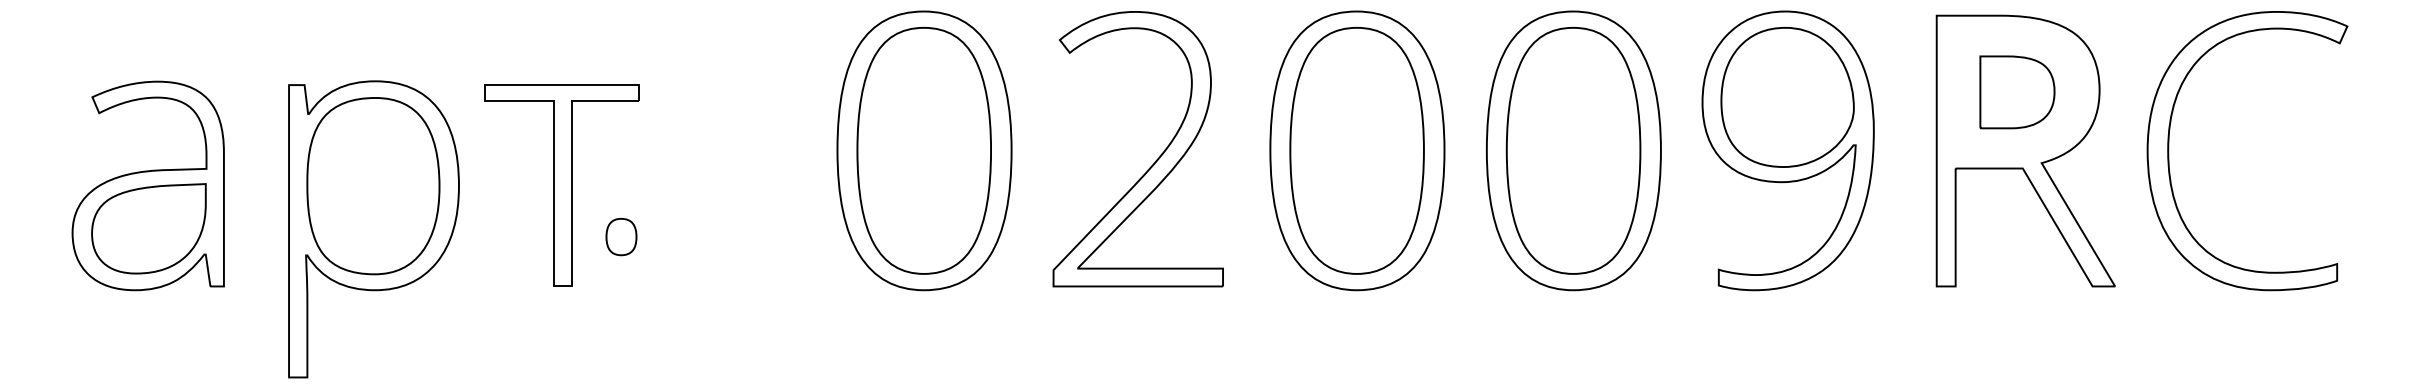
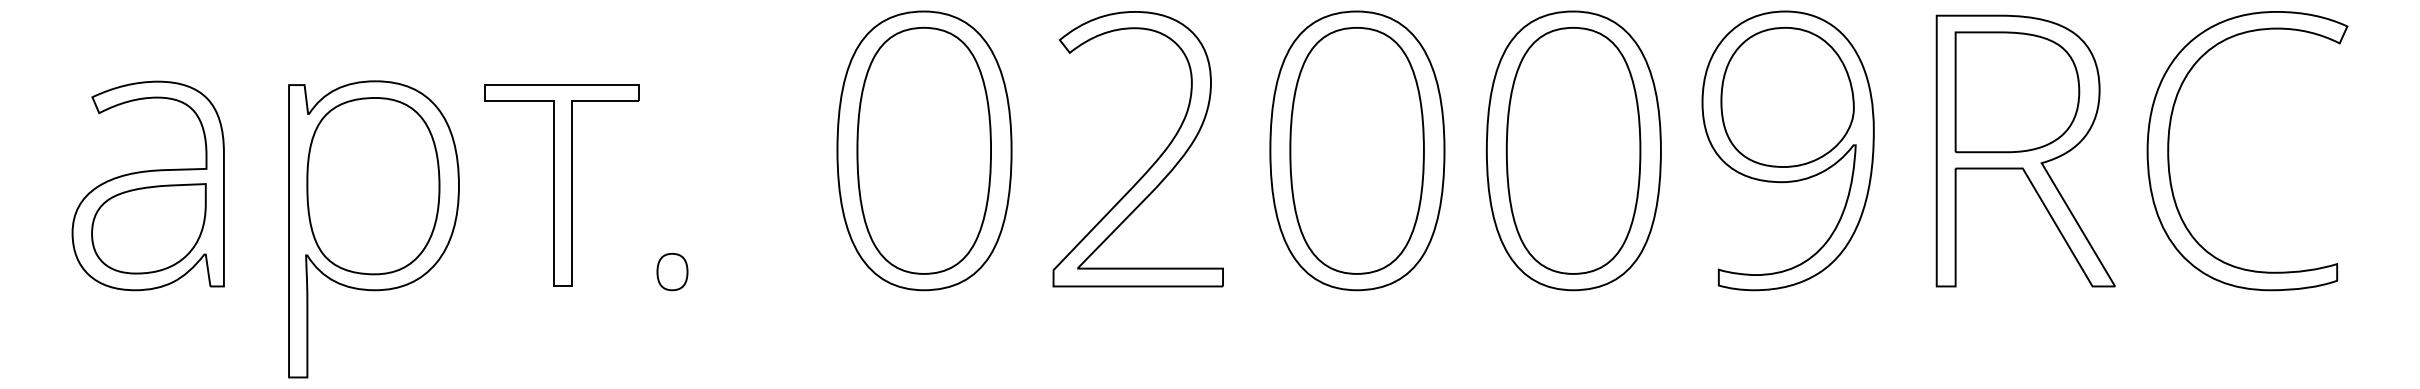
part size: 77x75 px -> 127x123 px (2017, 92)
part position: (621, 237) -> (672, 272) (672, 272)
